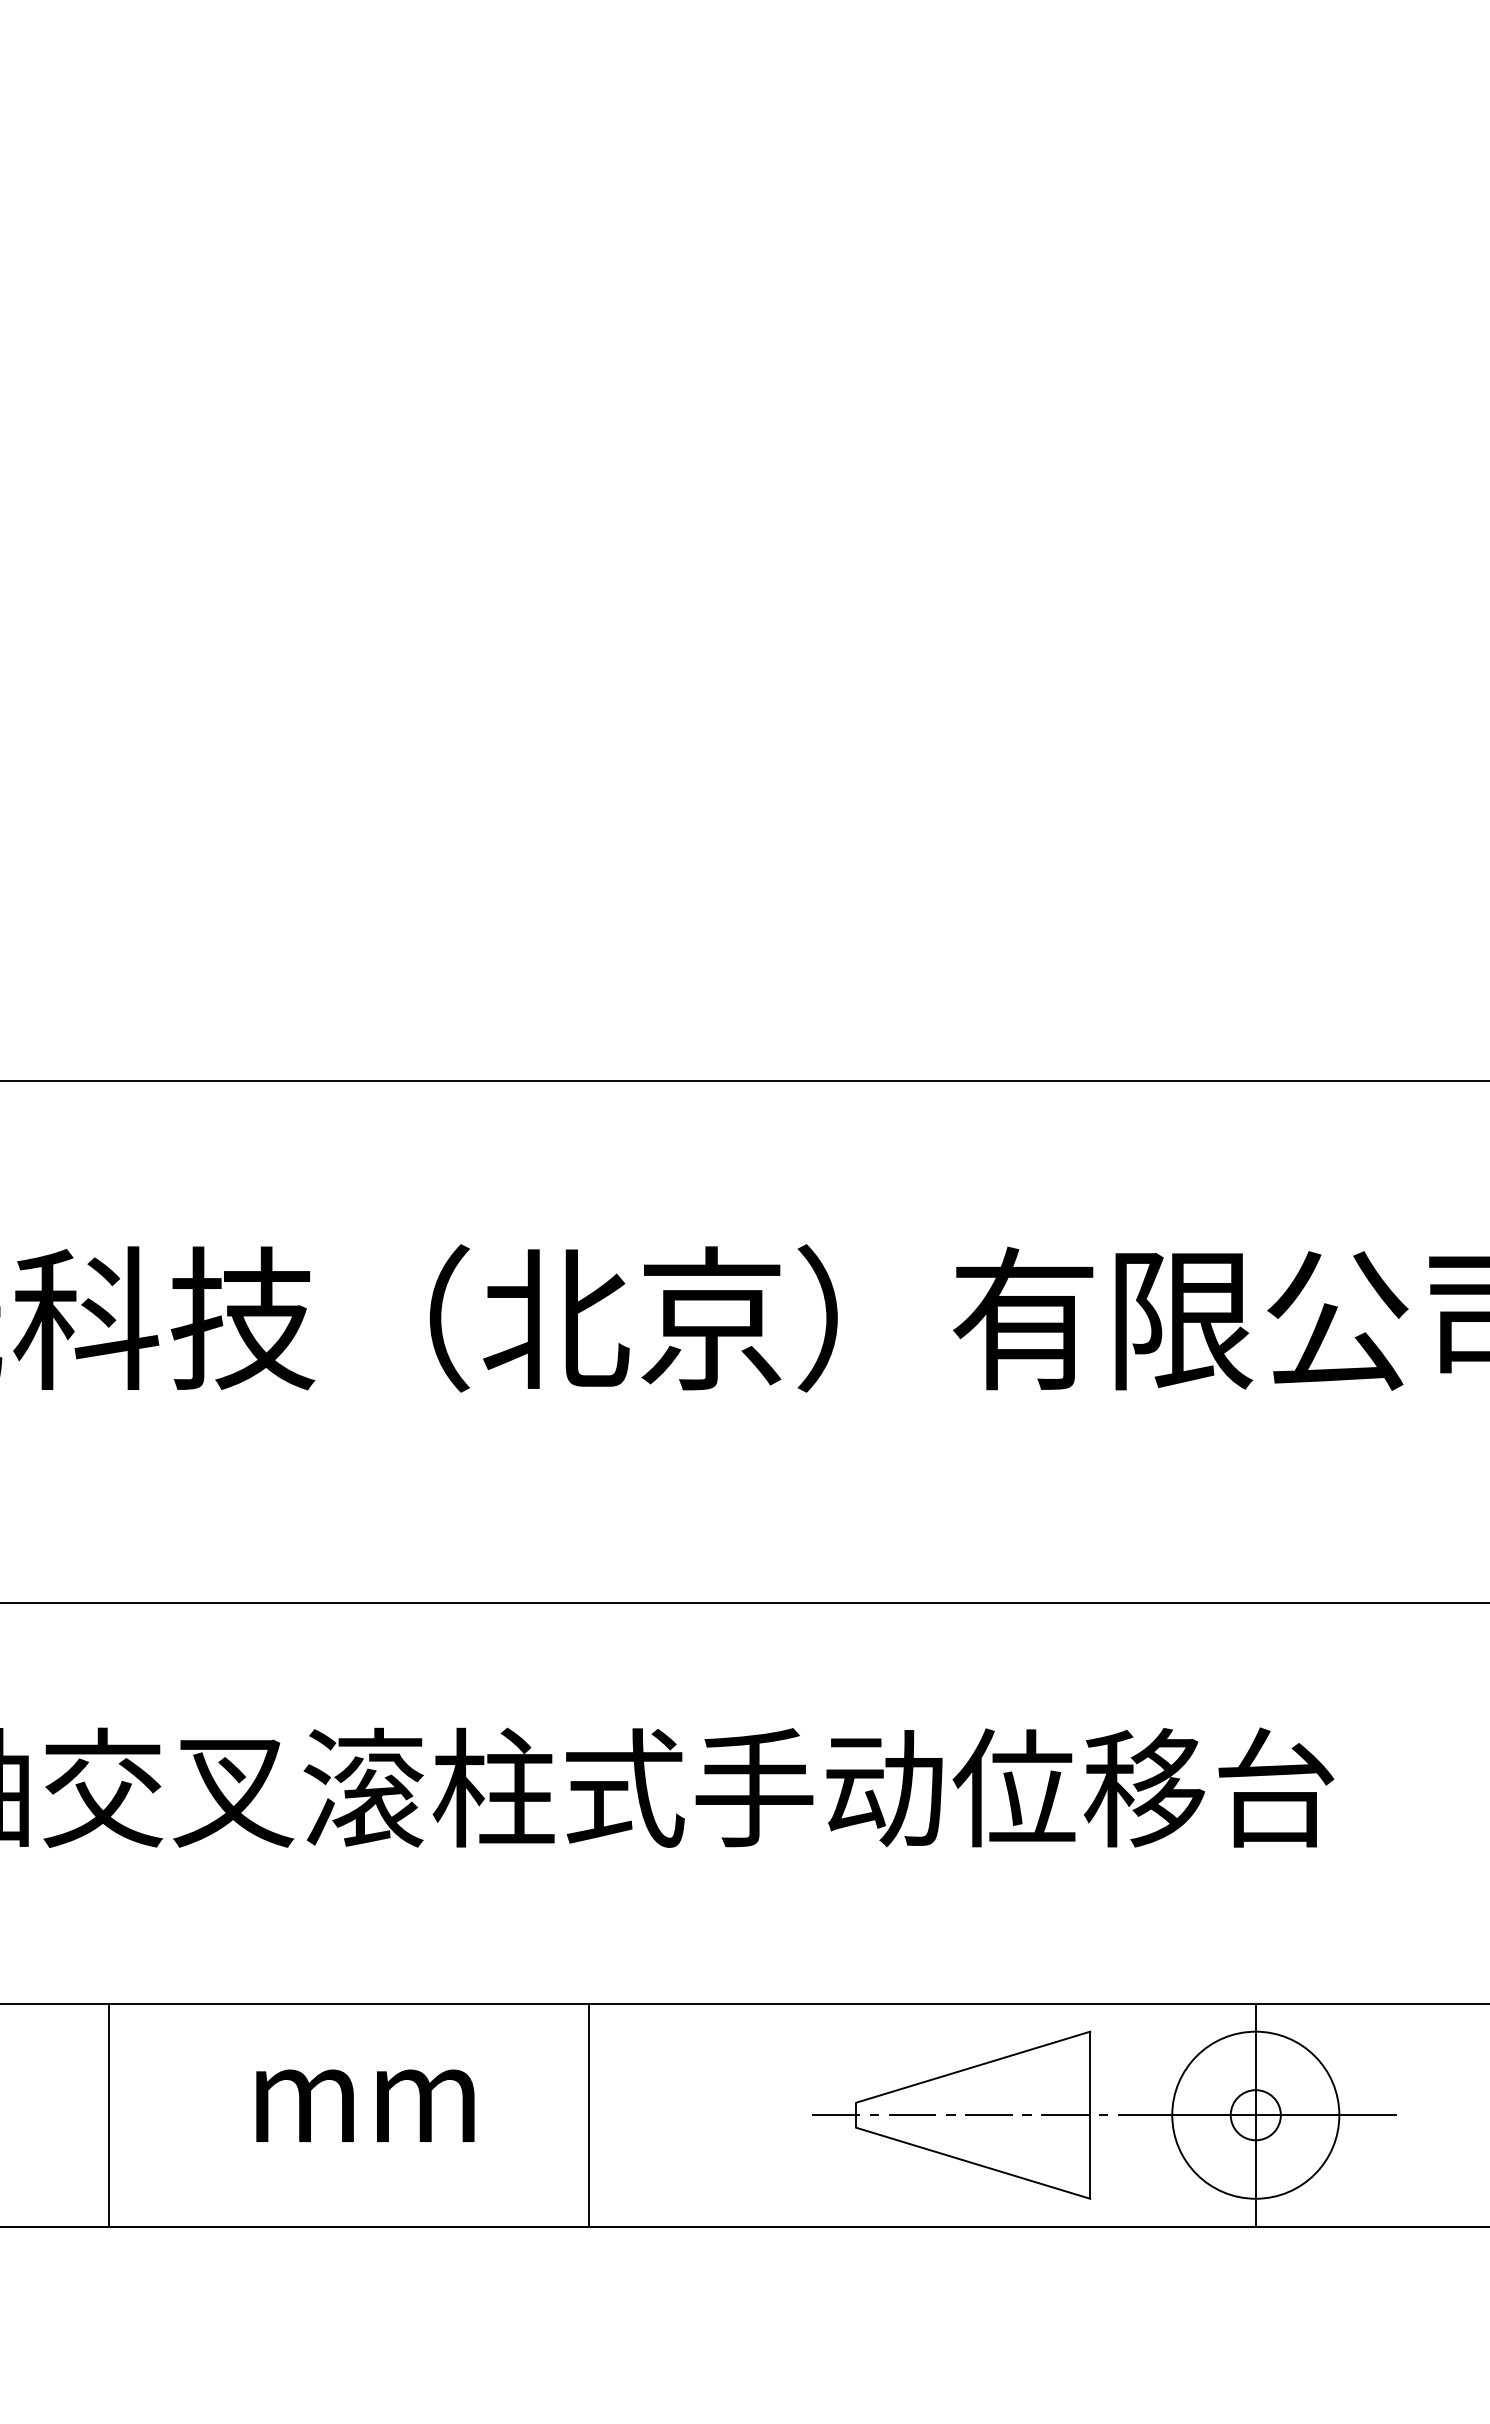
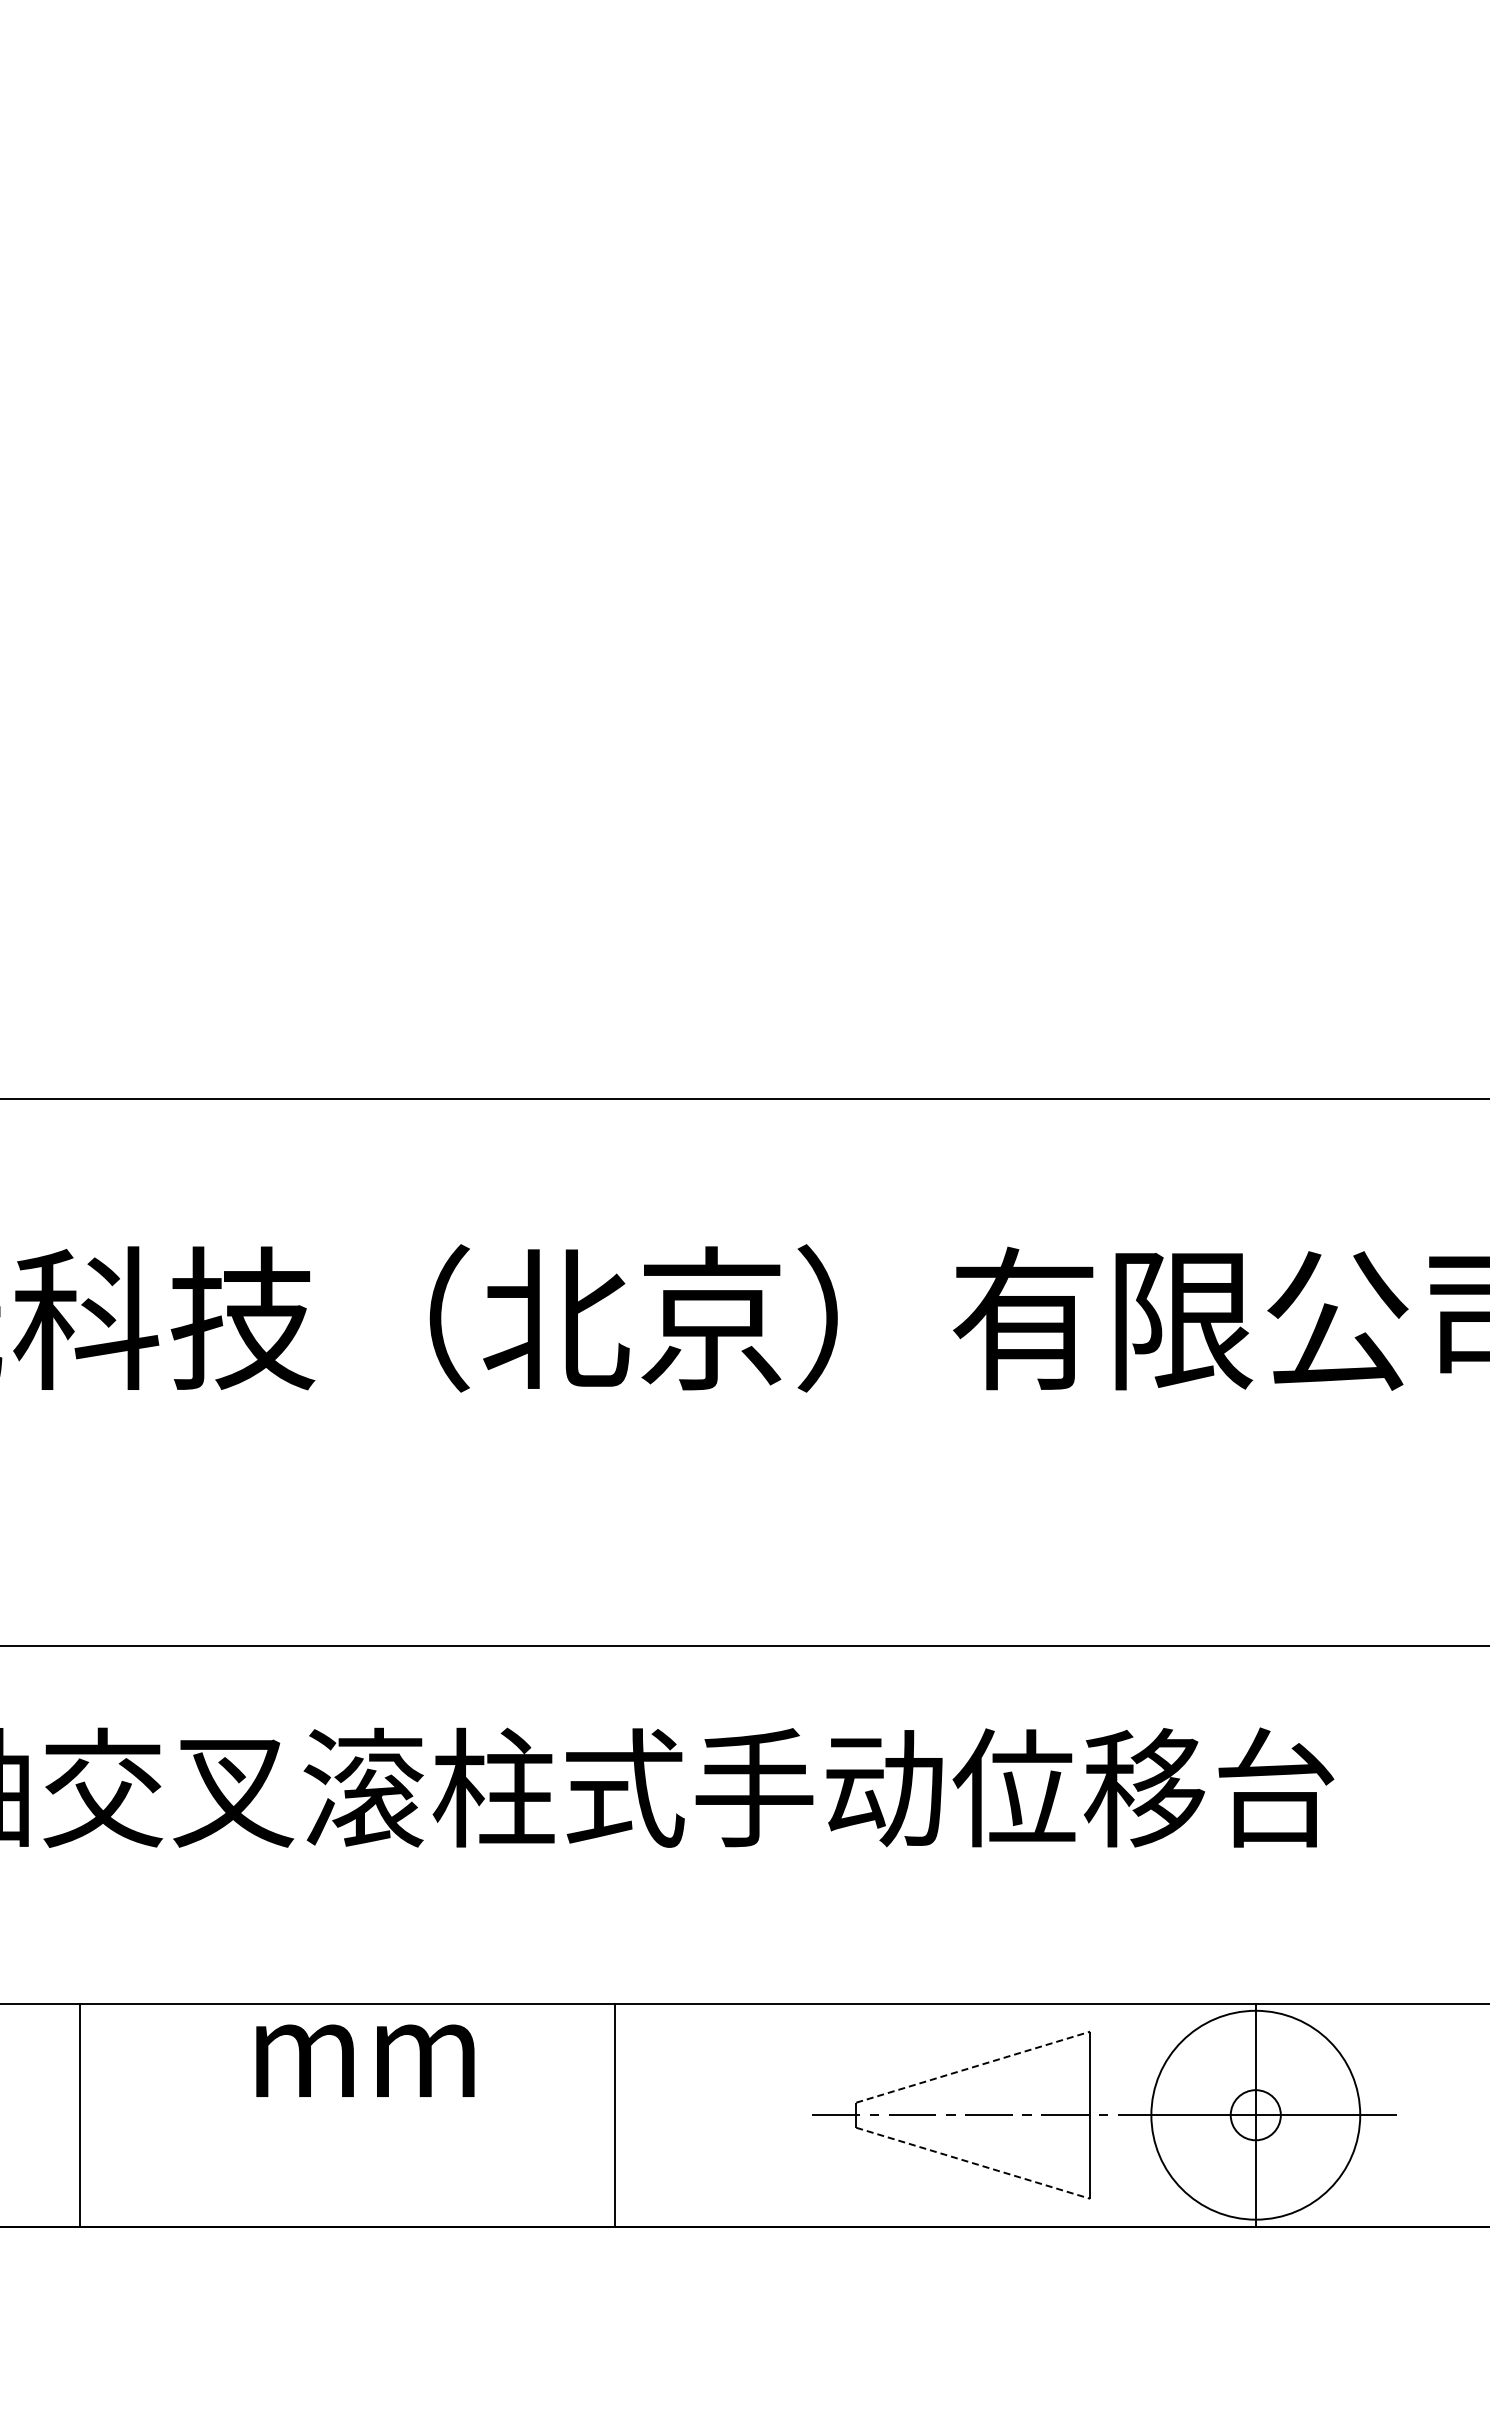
line position: (744, 1081) -> (744, 1099) (744, 1099)
line position: (744, 1602) -> (744, 1645) (744, 1645)
line: solid -> dashed (973, 2067)
text position: (365, 2105) -> (365, 2060) (365, 2060)
line position: (109, 2114) -> (80, 2114) (80, 2114)
line position: (589, 2114) -> (615, 2114) (615, 2114)
circle diameter: 167 px -> 209 px (1255, 2114)
line: solid -> dashed (973, 2163)
